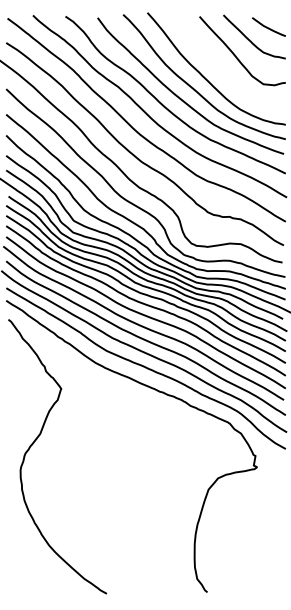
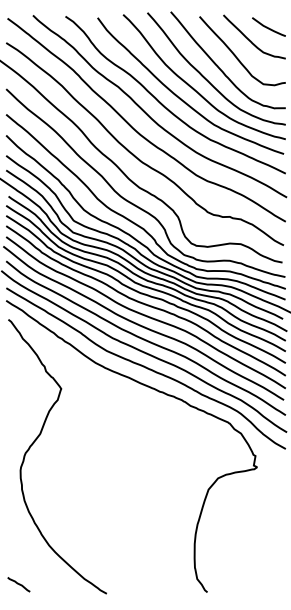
curve: none -> present (218, 65)
line: none -> present (18, 584)
